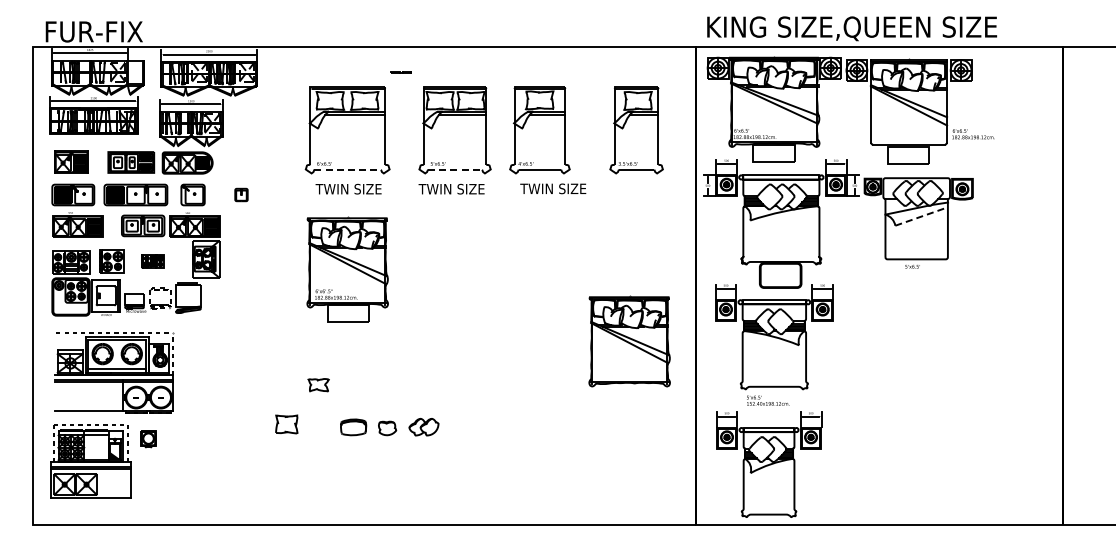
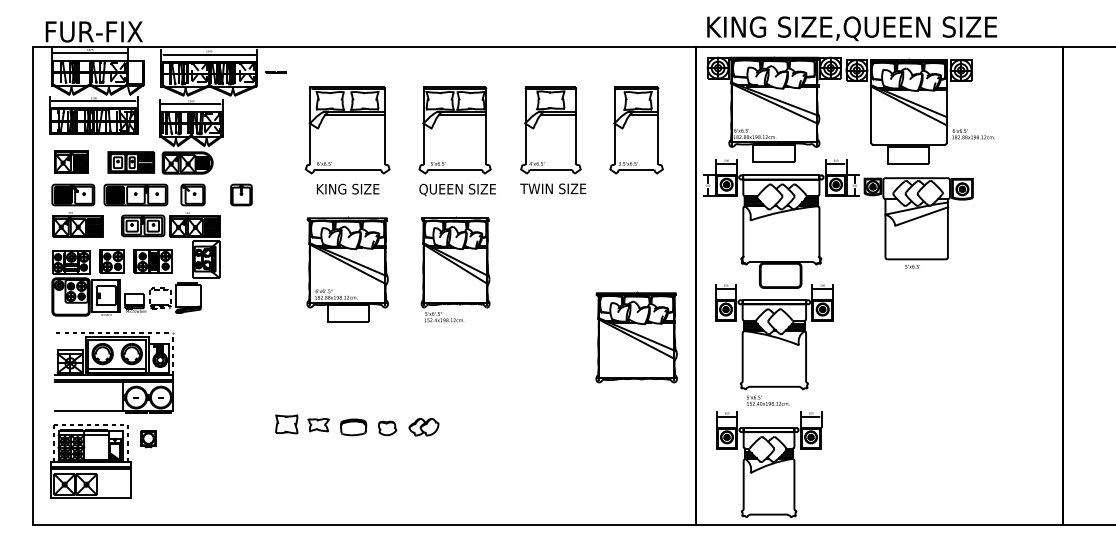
line position: (400, 72) -> (275, 72) (275, 72)
part position: (539, 130) -> (550, 130) (550, 130)
line: dashed -> solid (348, 169)
line: dashed -> solid (455, 169)
text: TWIN SIZE -> KING SIZE (348, 188)
text: TWIN SIZE -> QUEEN SIZE (456, 189)
part size: 15x16 px -> 23x24 px (241, 194)
line: dashed -> solid (921, 216)
part size: 24x15 px -> 40x25 px (152, 261)
part: none -> present (455, 269)
part position: (629, 341) -> (636, 337) (636, 337)
part position: (318, 385) -> (318, 425) (318, 425)
